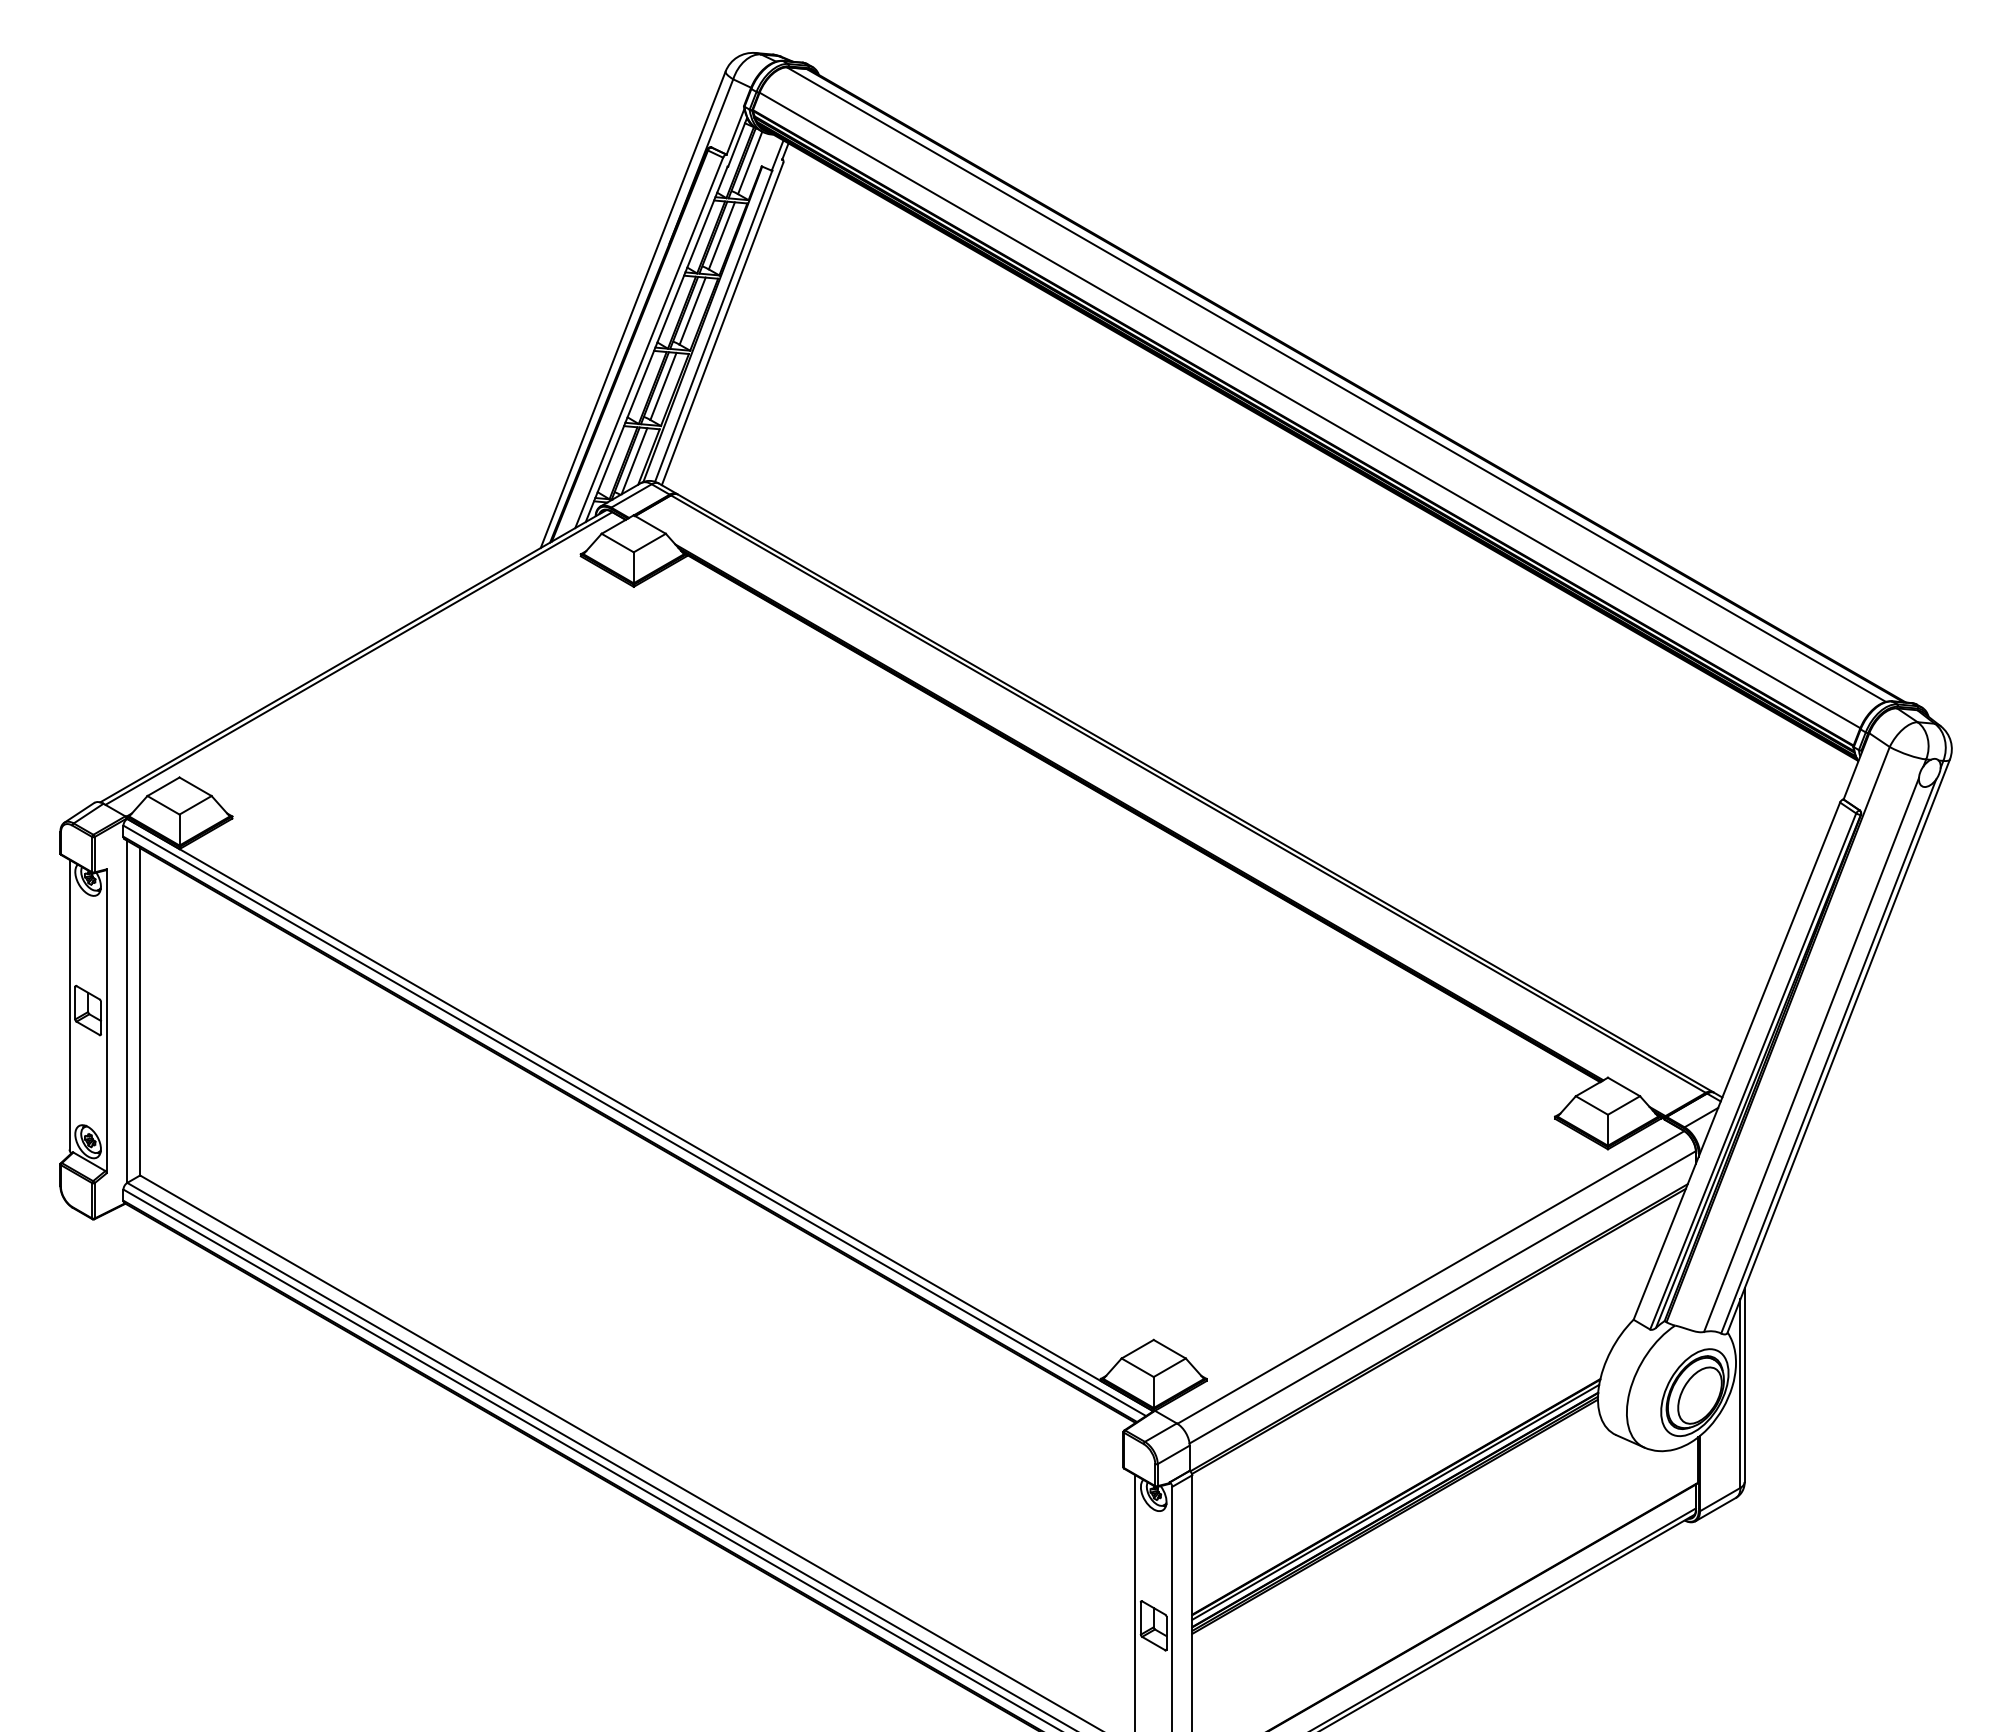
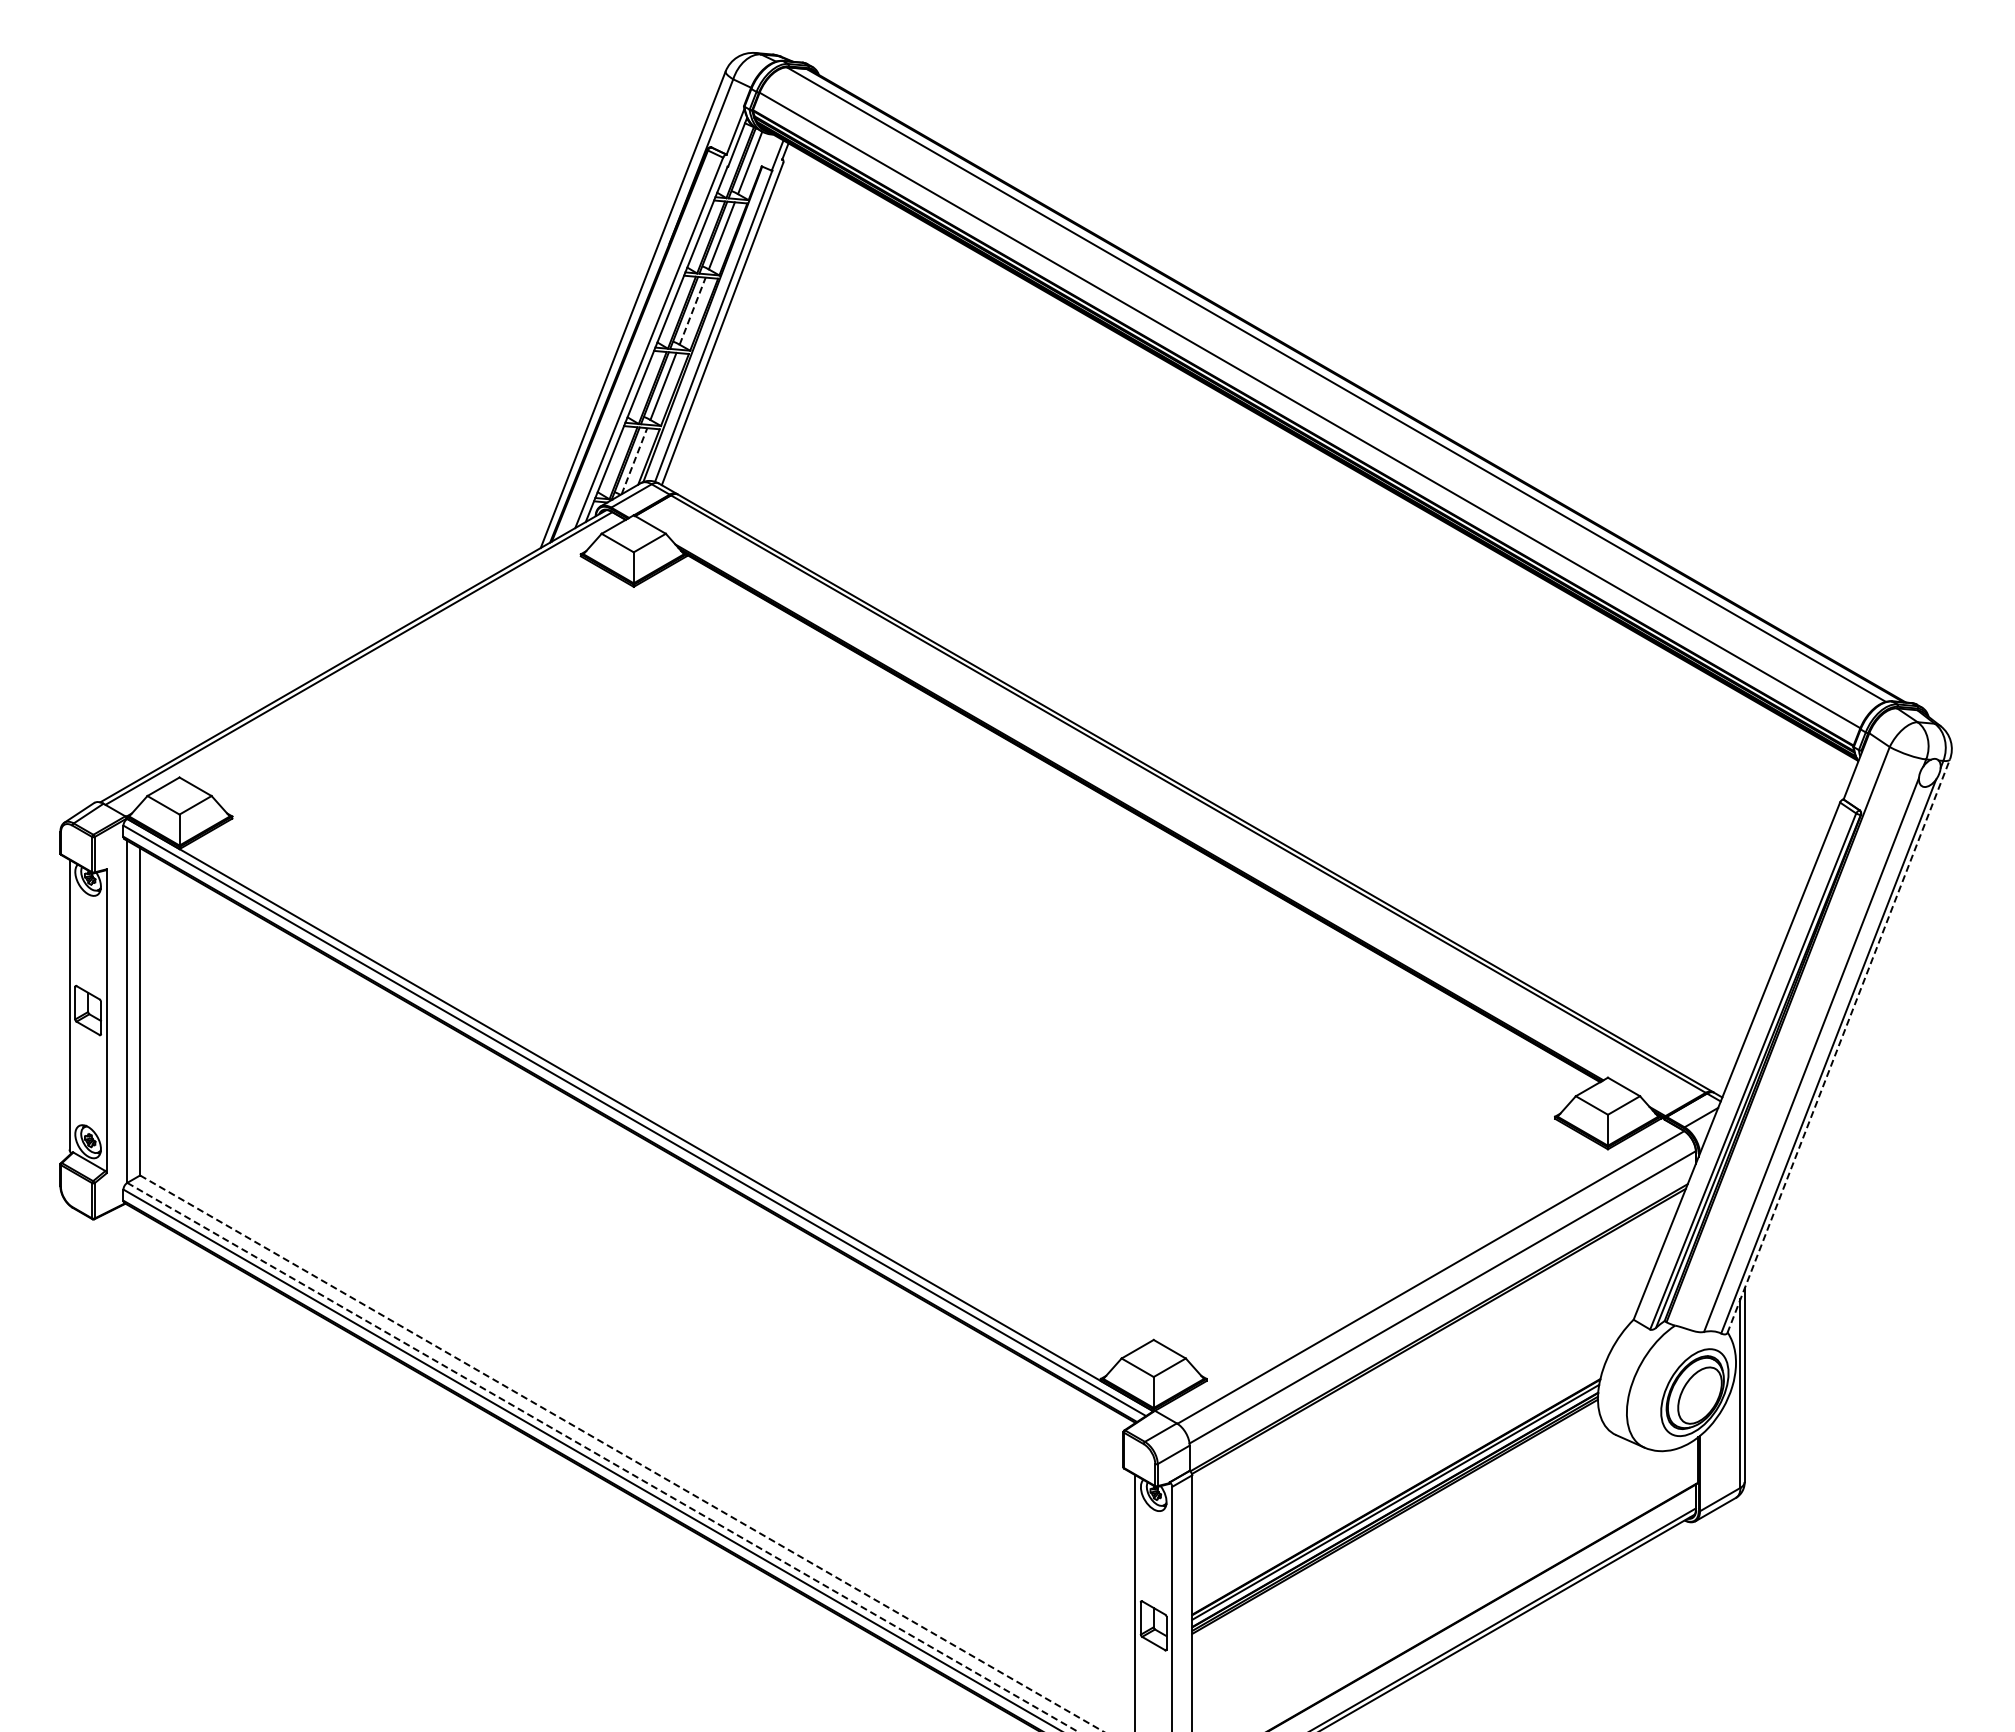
line: solid -> dashed (692, 311)
line: solid -> dashed (634, 460)
line: solid -> dashed (1838, 1046)
line: solid -> dashed (622, 1453)
line: solid -> dashed (602, 1457)
